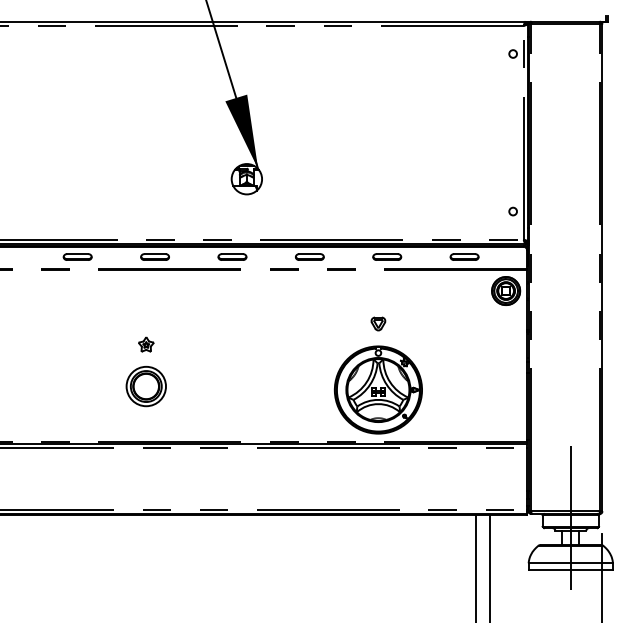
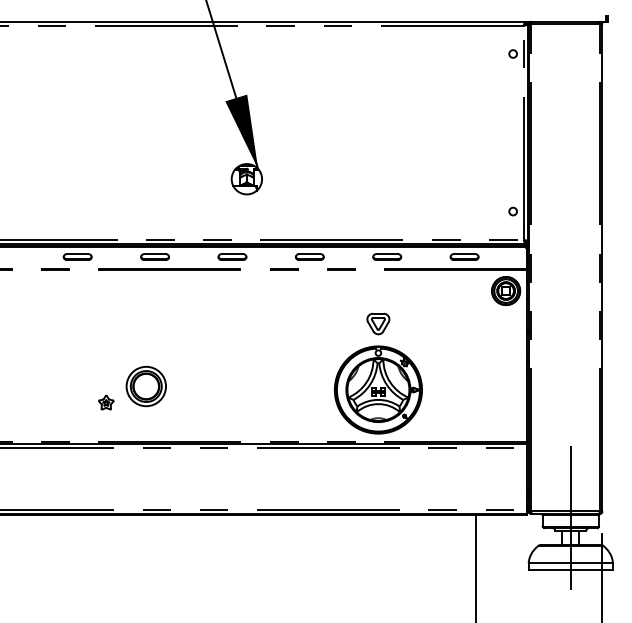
part size: 17x16 px -> 25x24 px (378, 323)
part position: (146, 344) -> (106, 402) (106, 402)
line: present -> none (489, 566)
